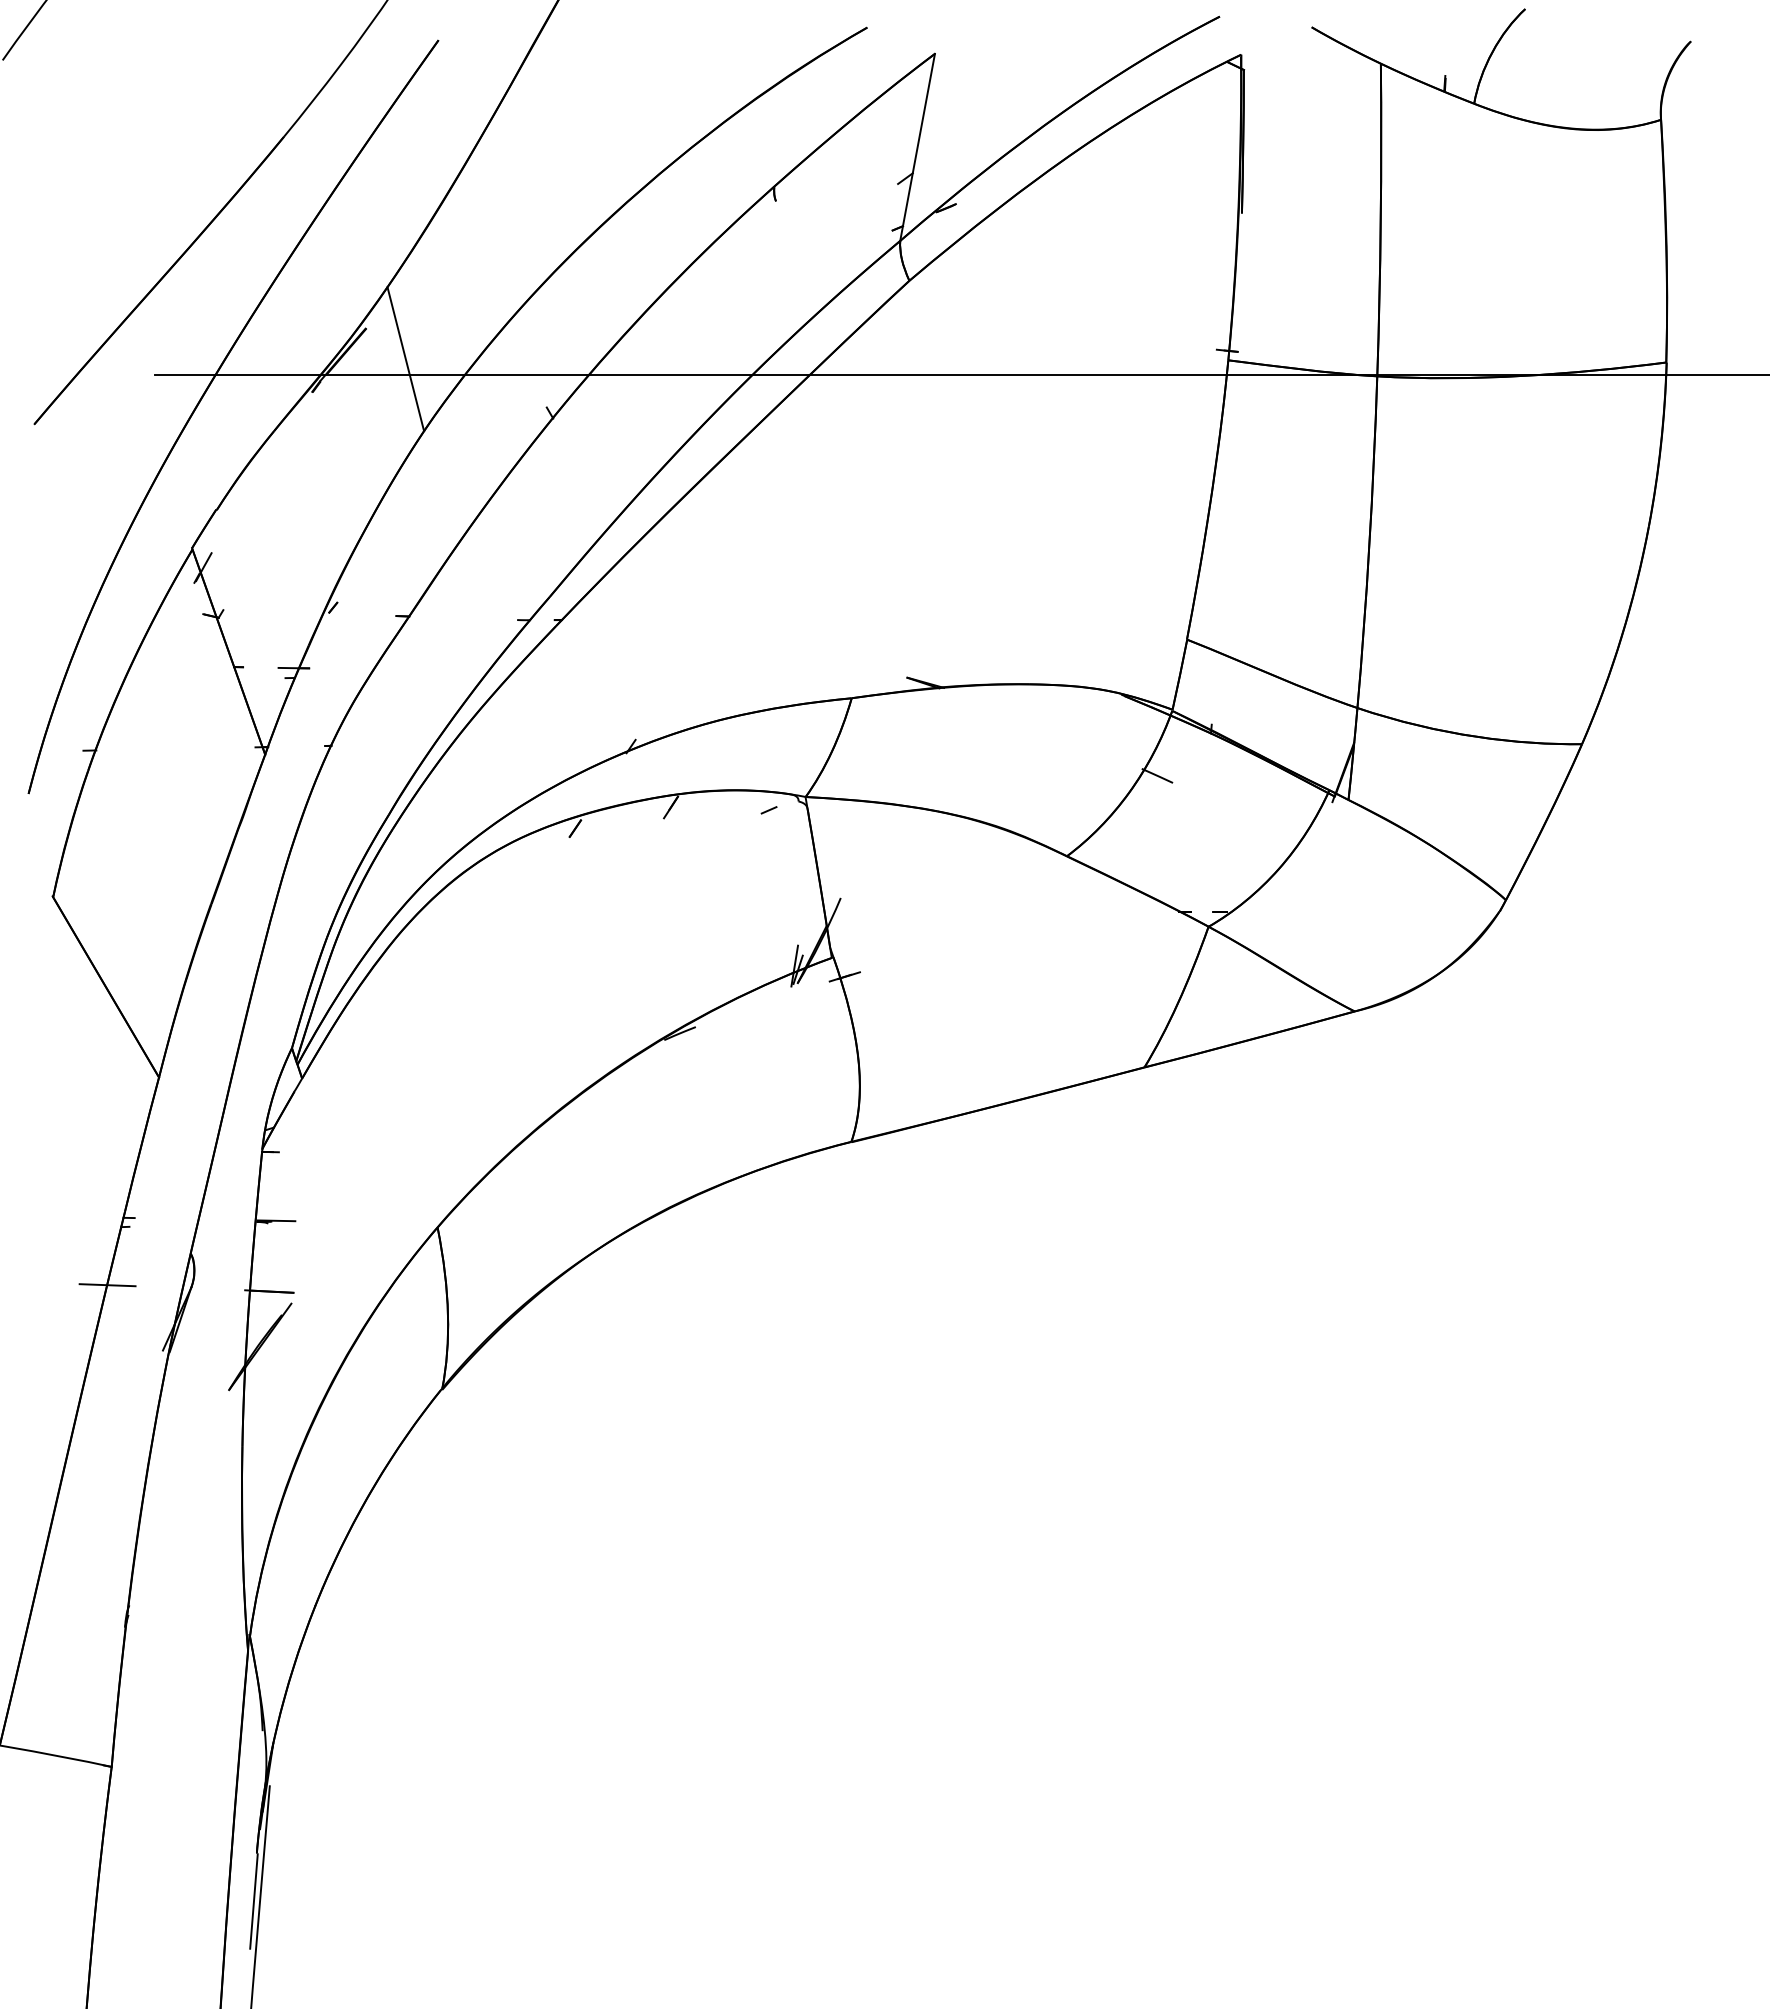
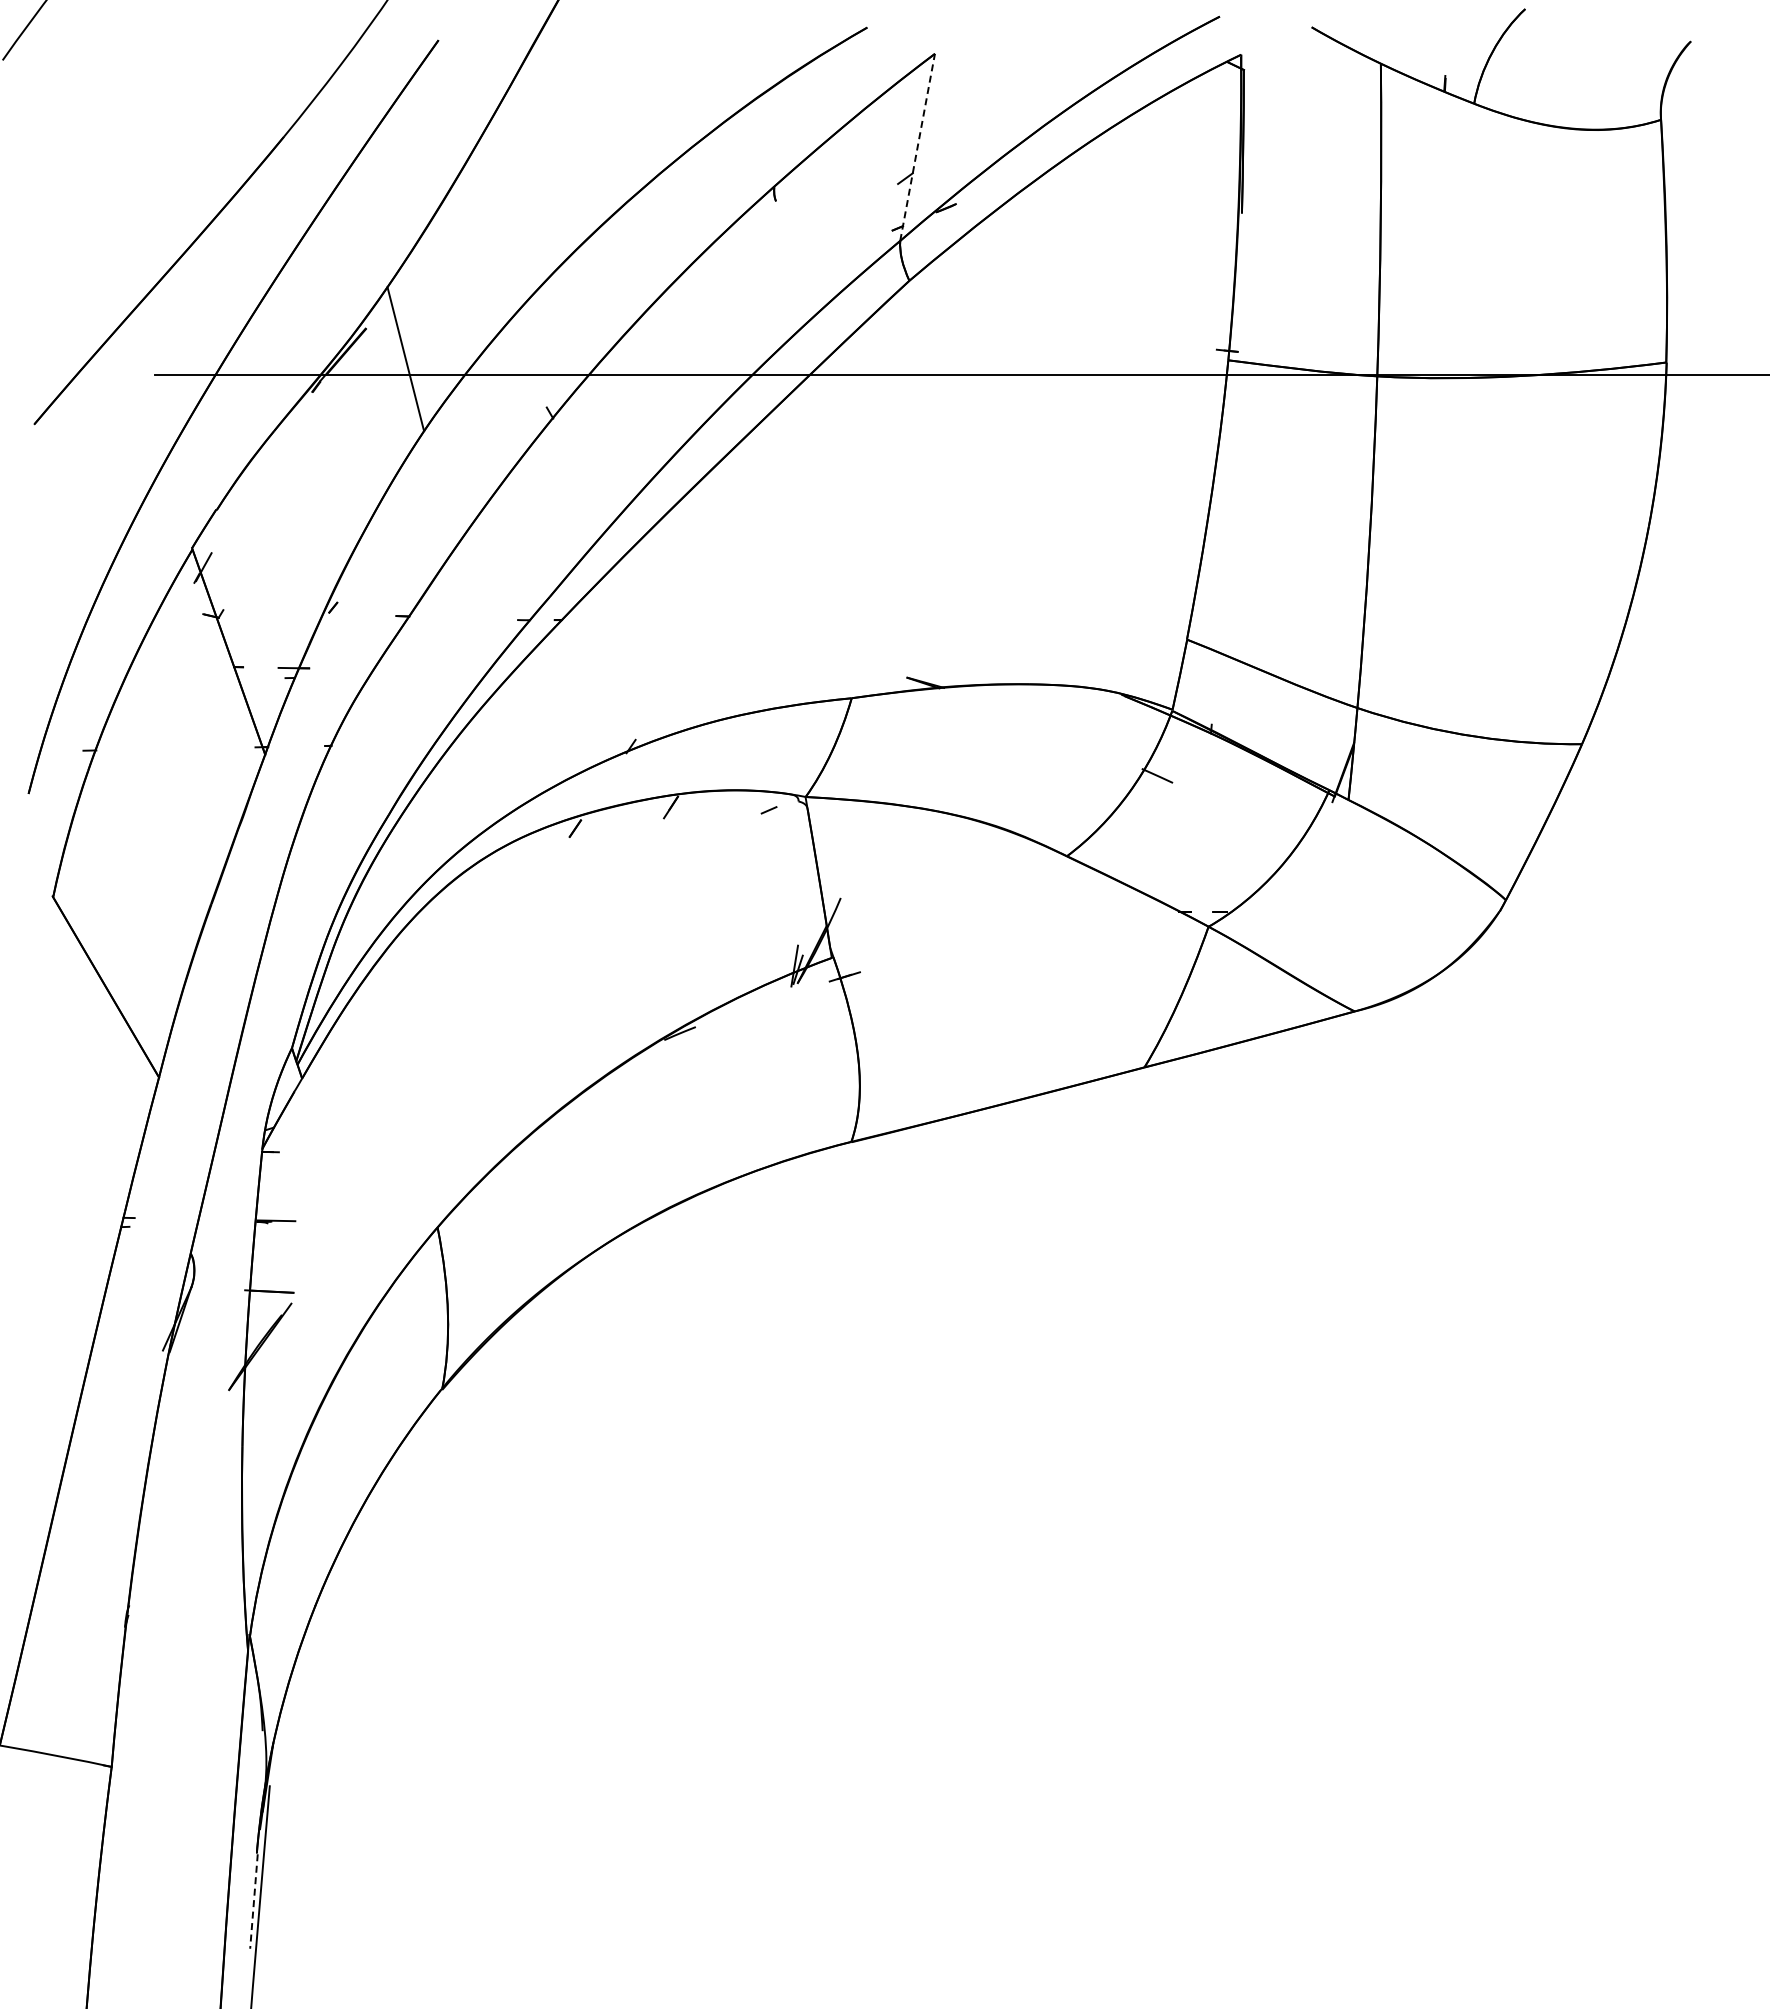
line: solid -> dashed (917, 146)
line: present -> none (107, 1285)
line: solid -> dashed (253, 1902)
